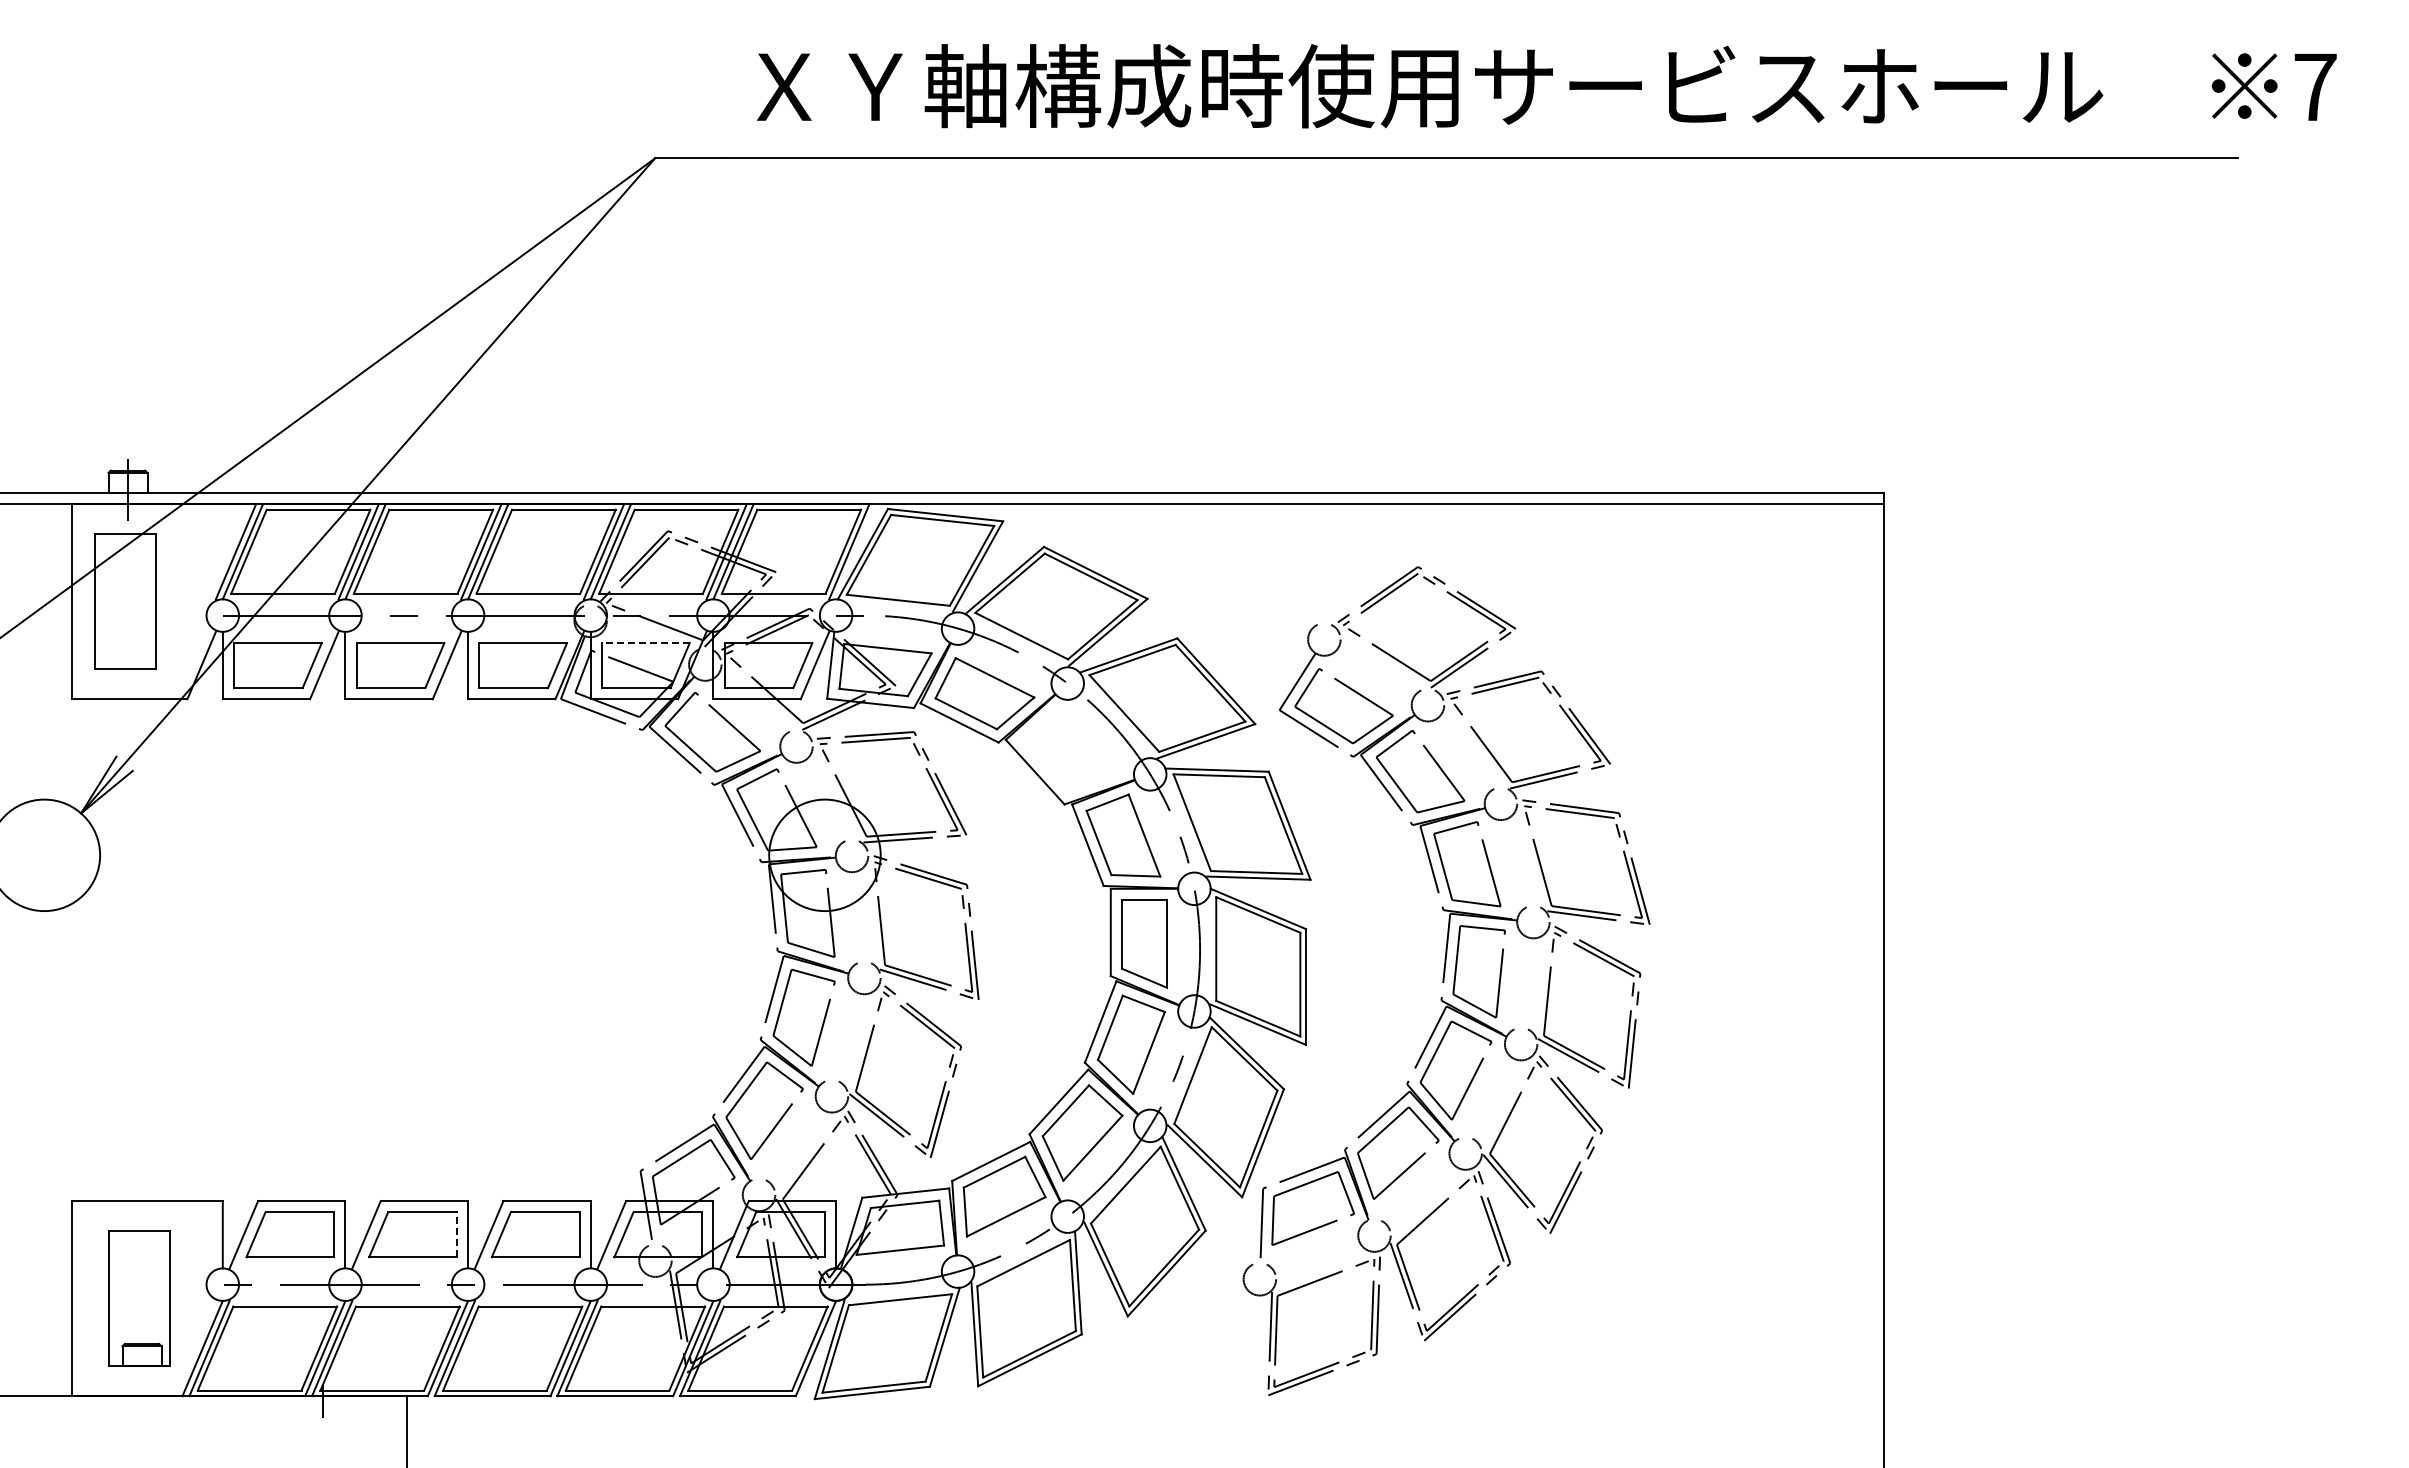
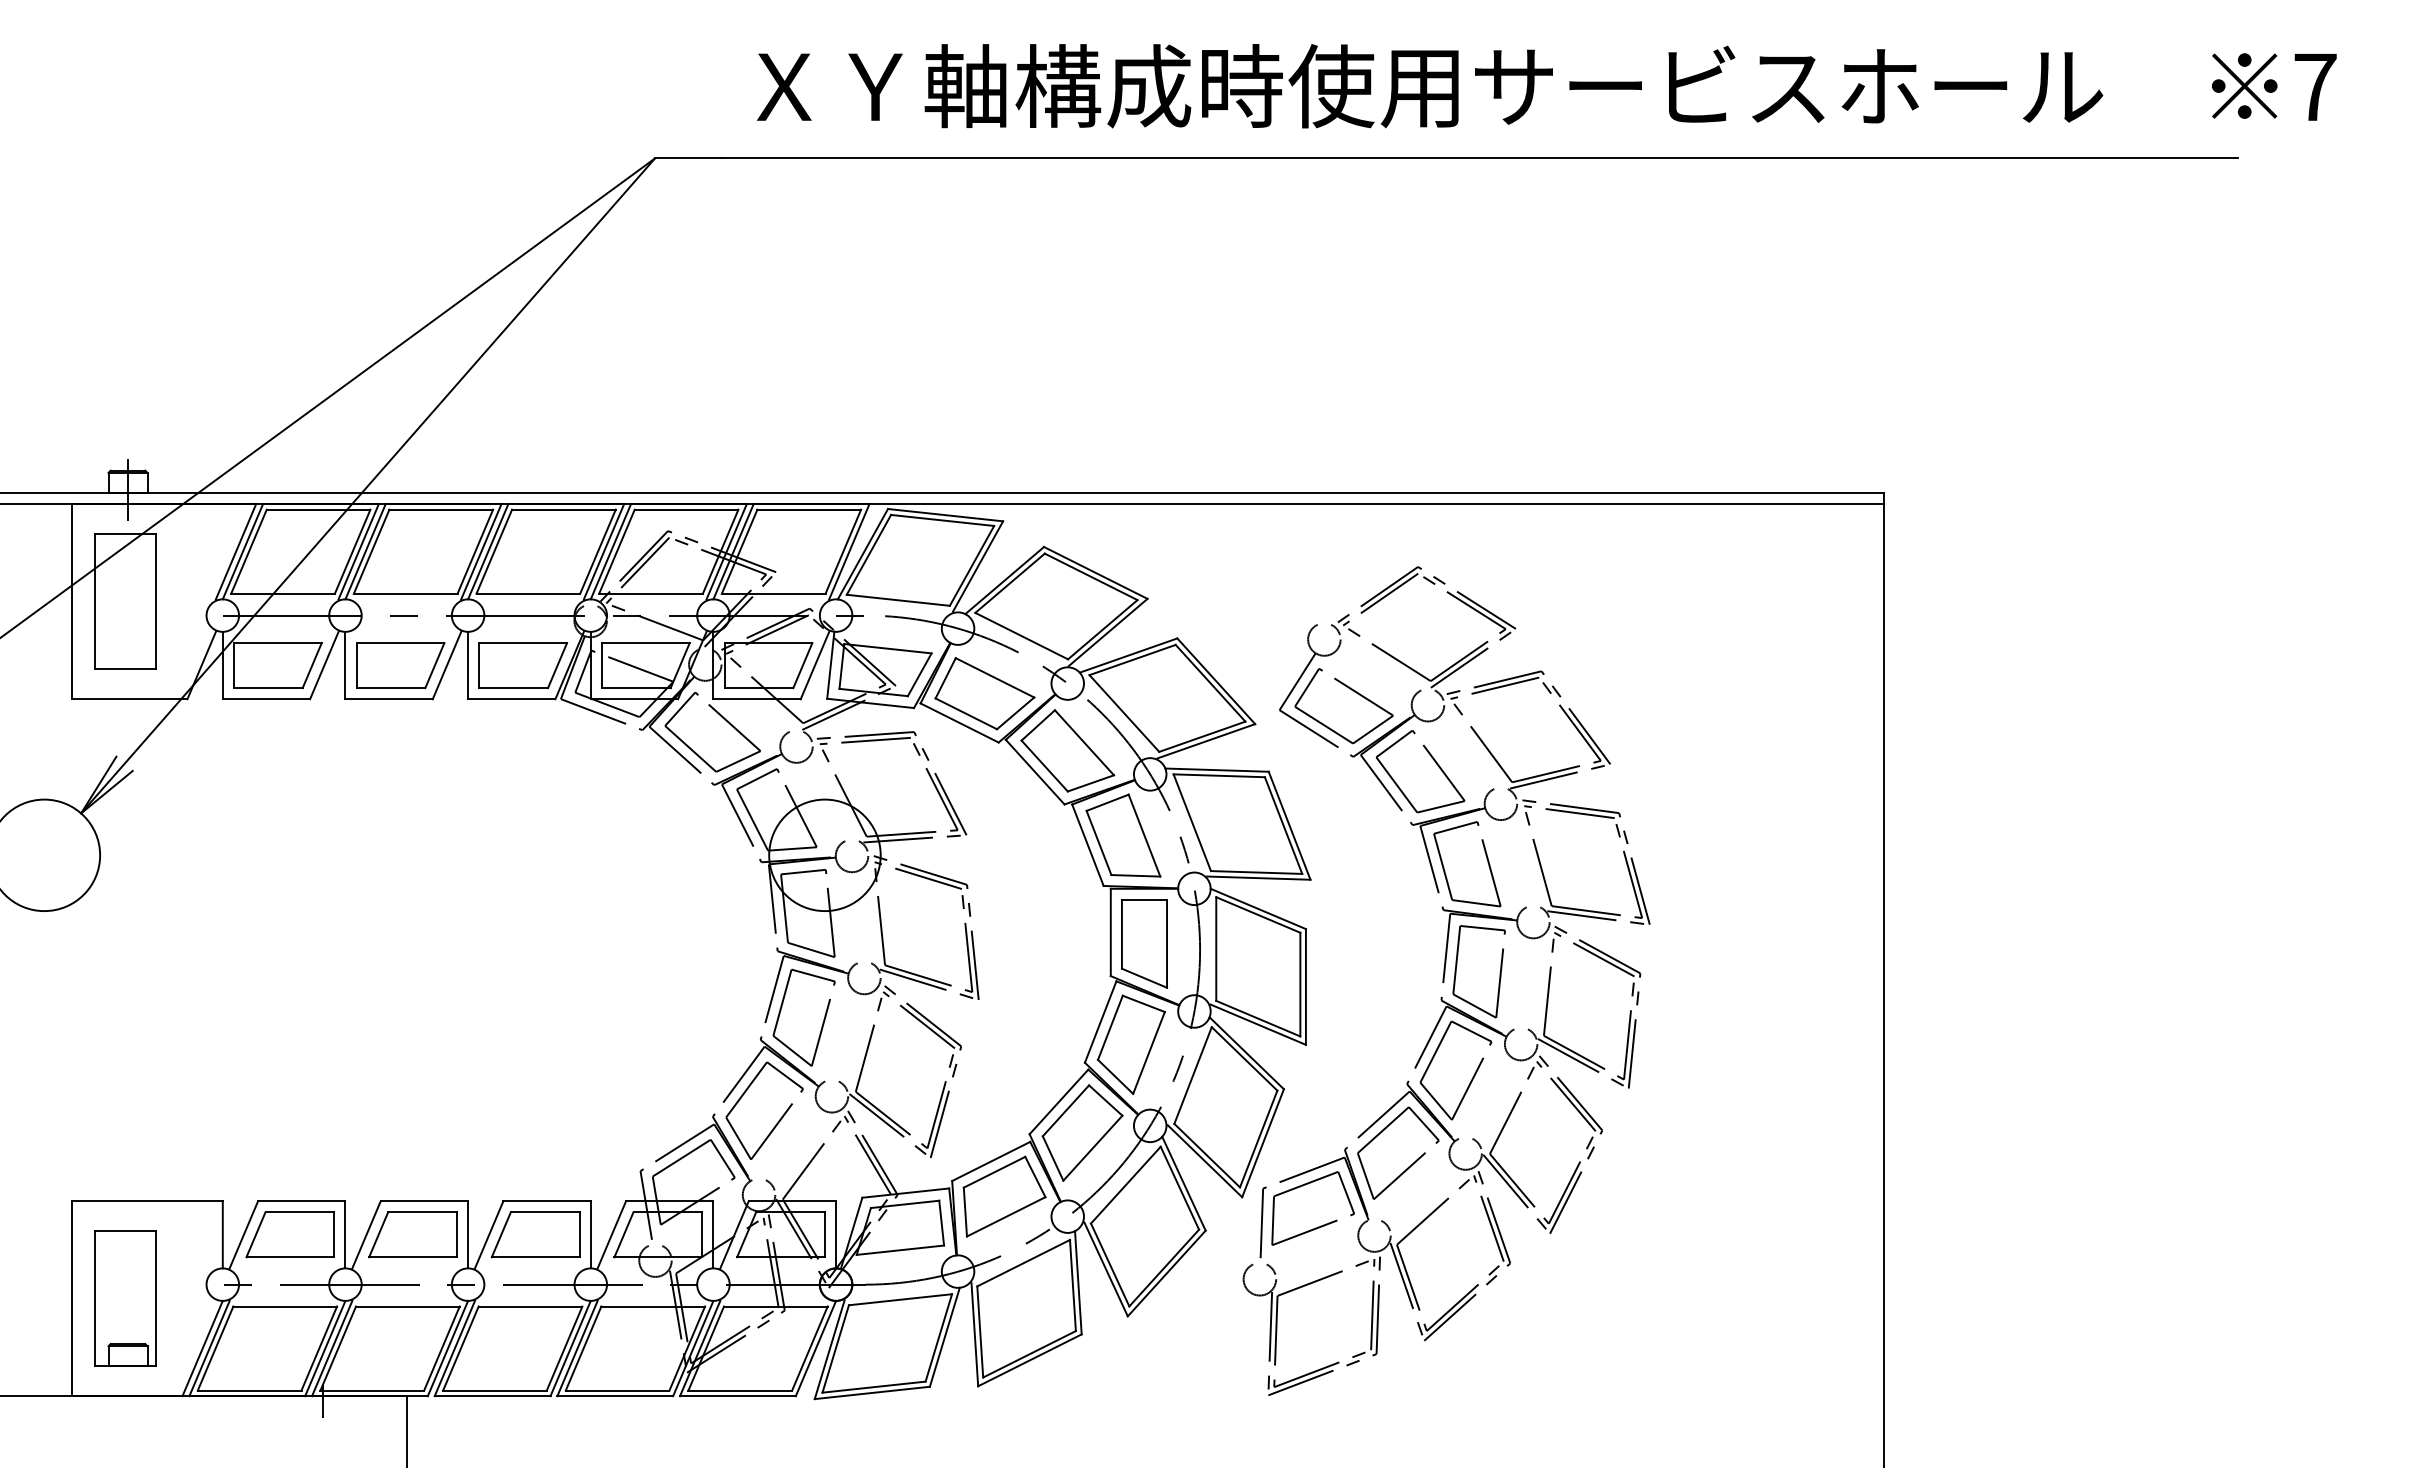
line: dashed -> solid (645, 643)
part: none -> present (1067, 750)
line: dashed -> solid (456, 1234)
part position: (139, 1298) -> (125, 1298) (125, 1298)
